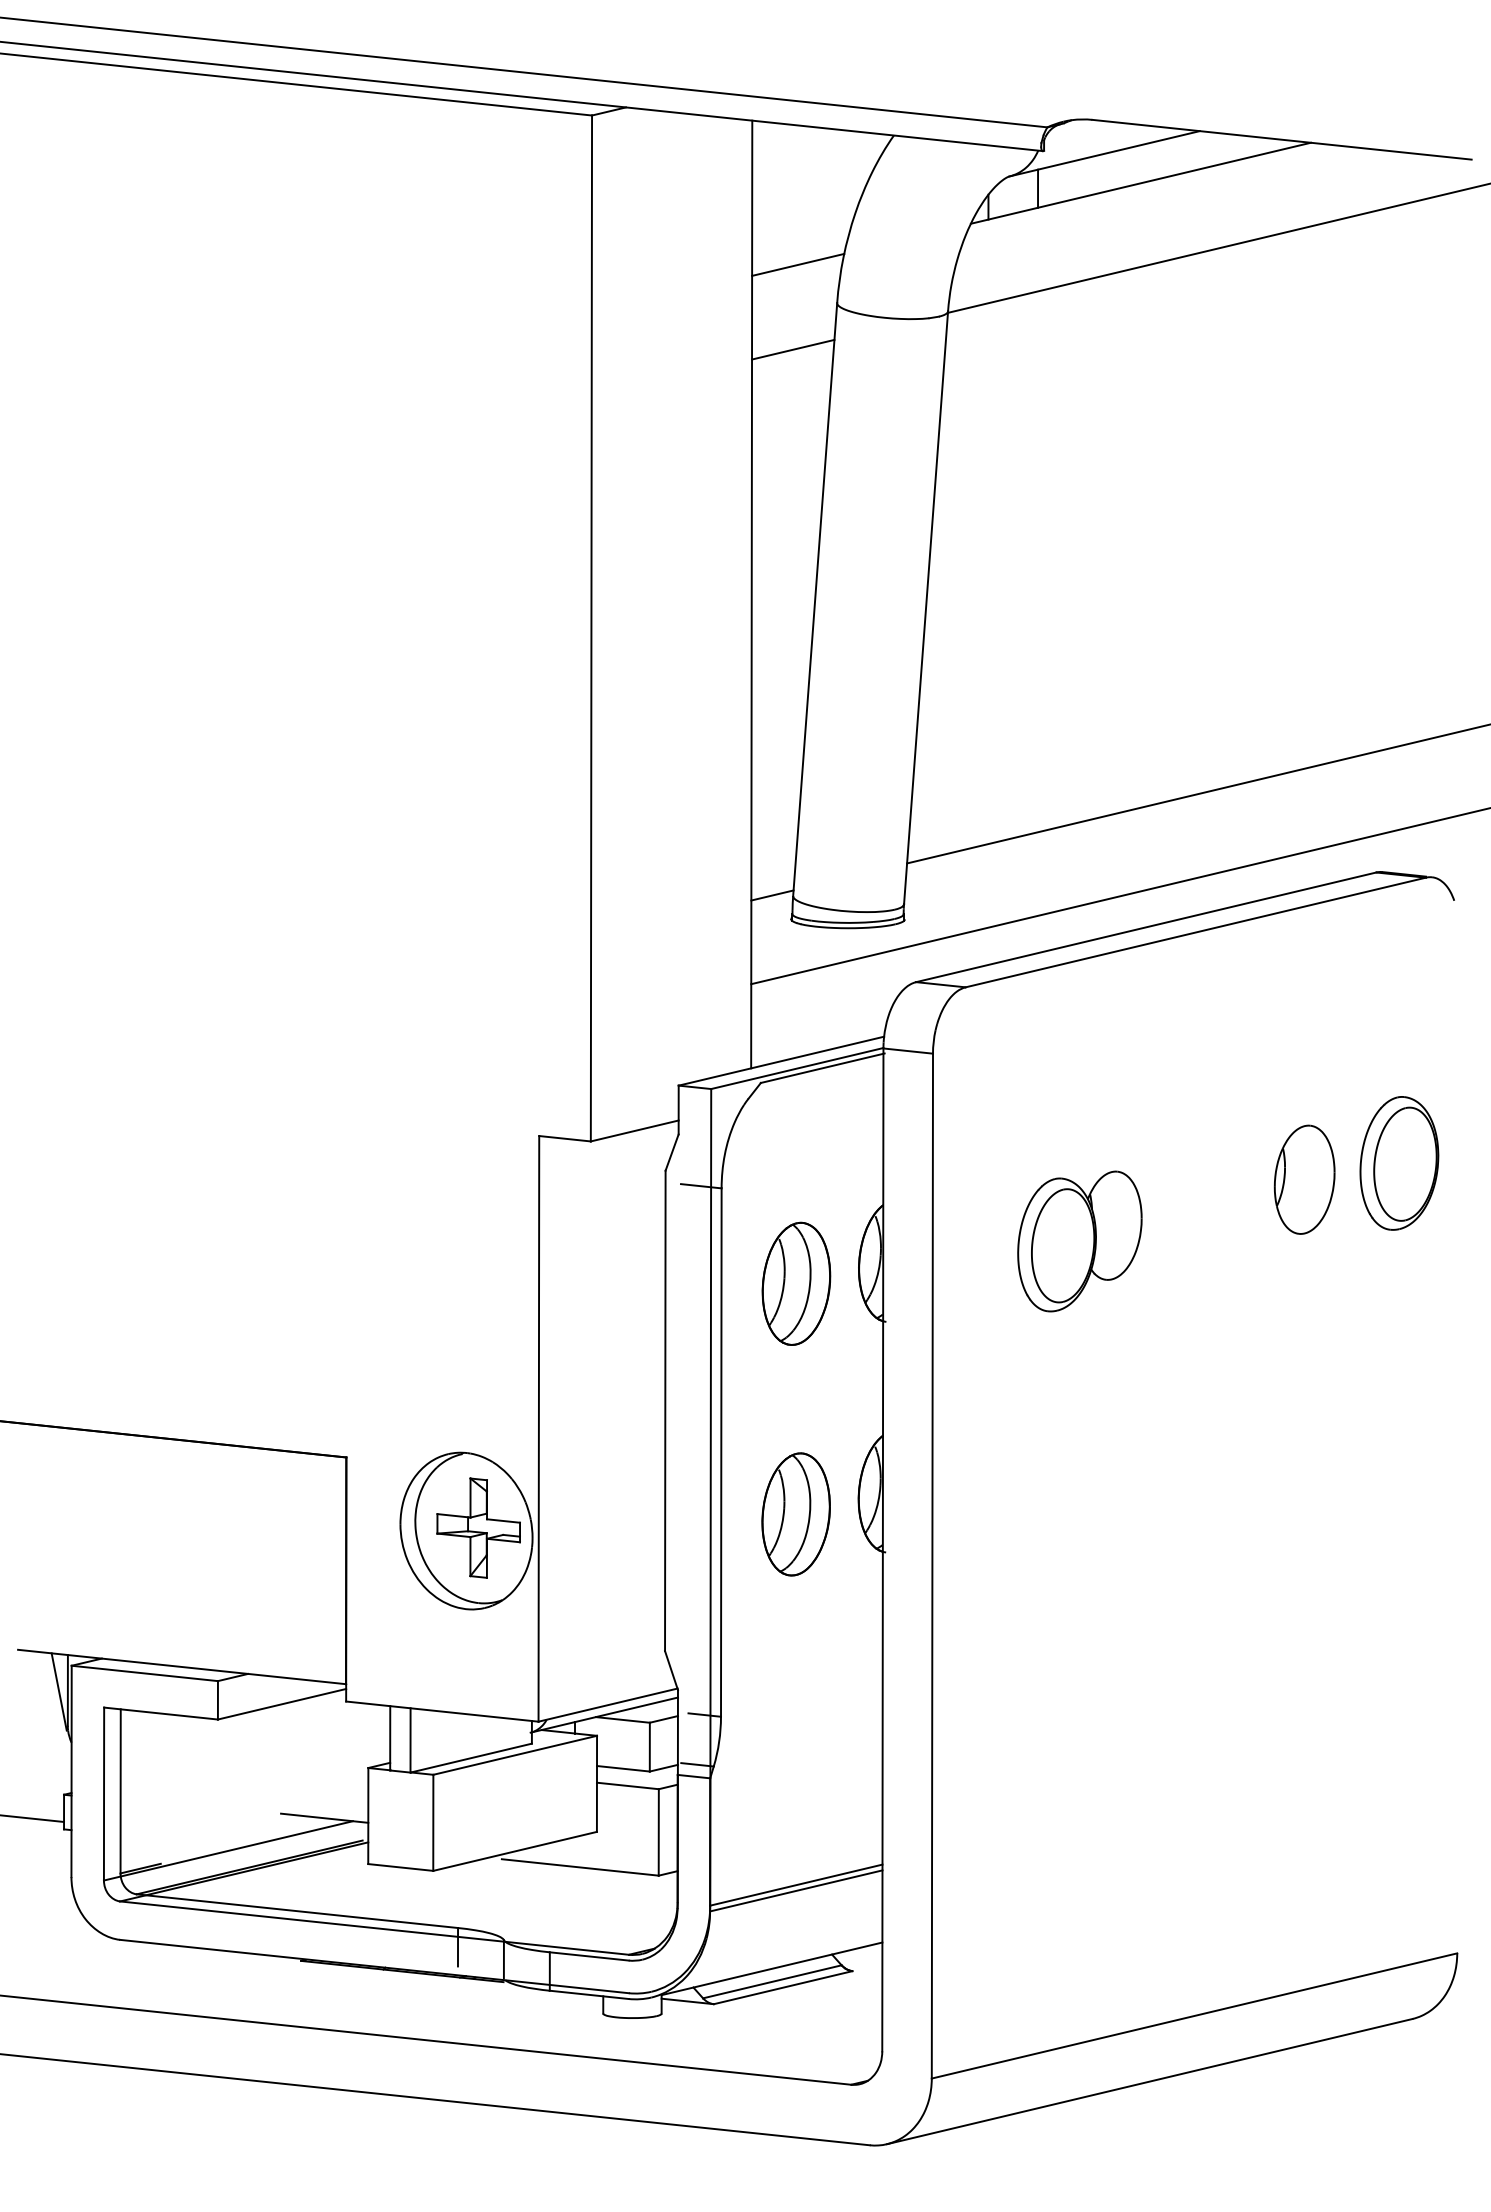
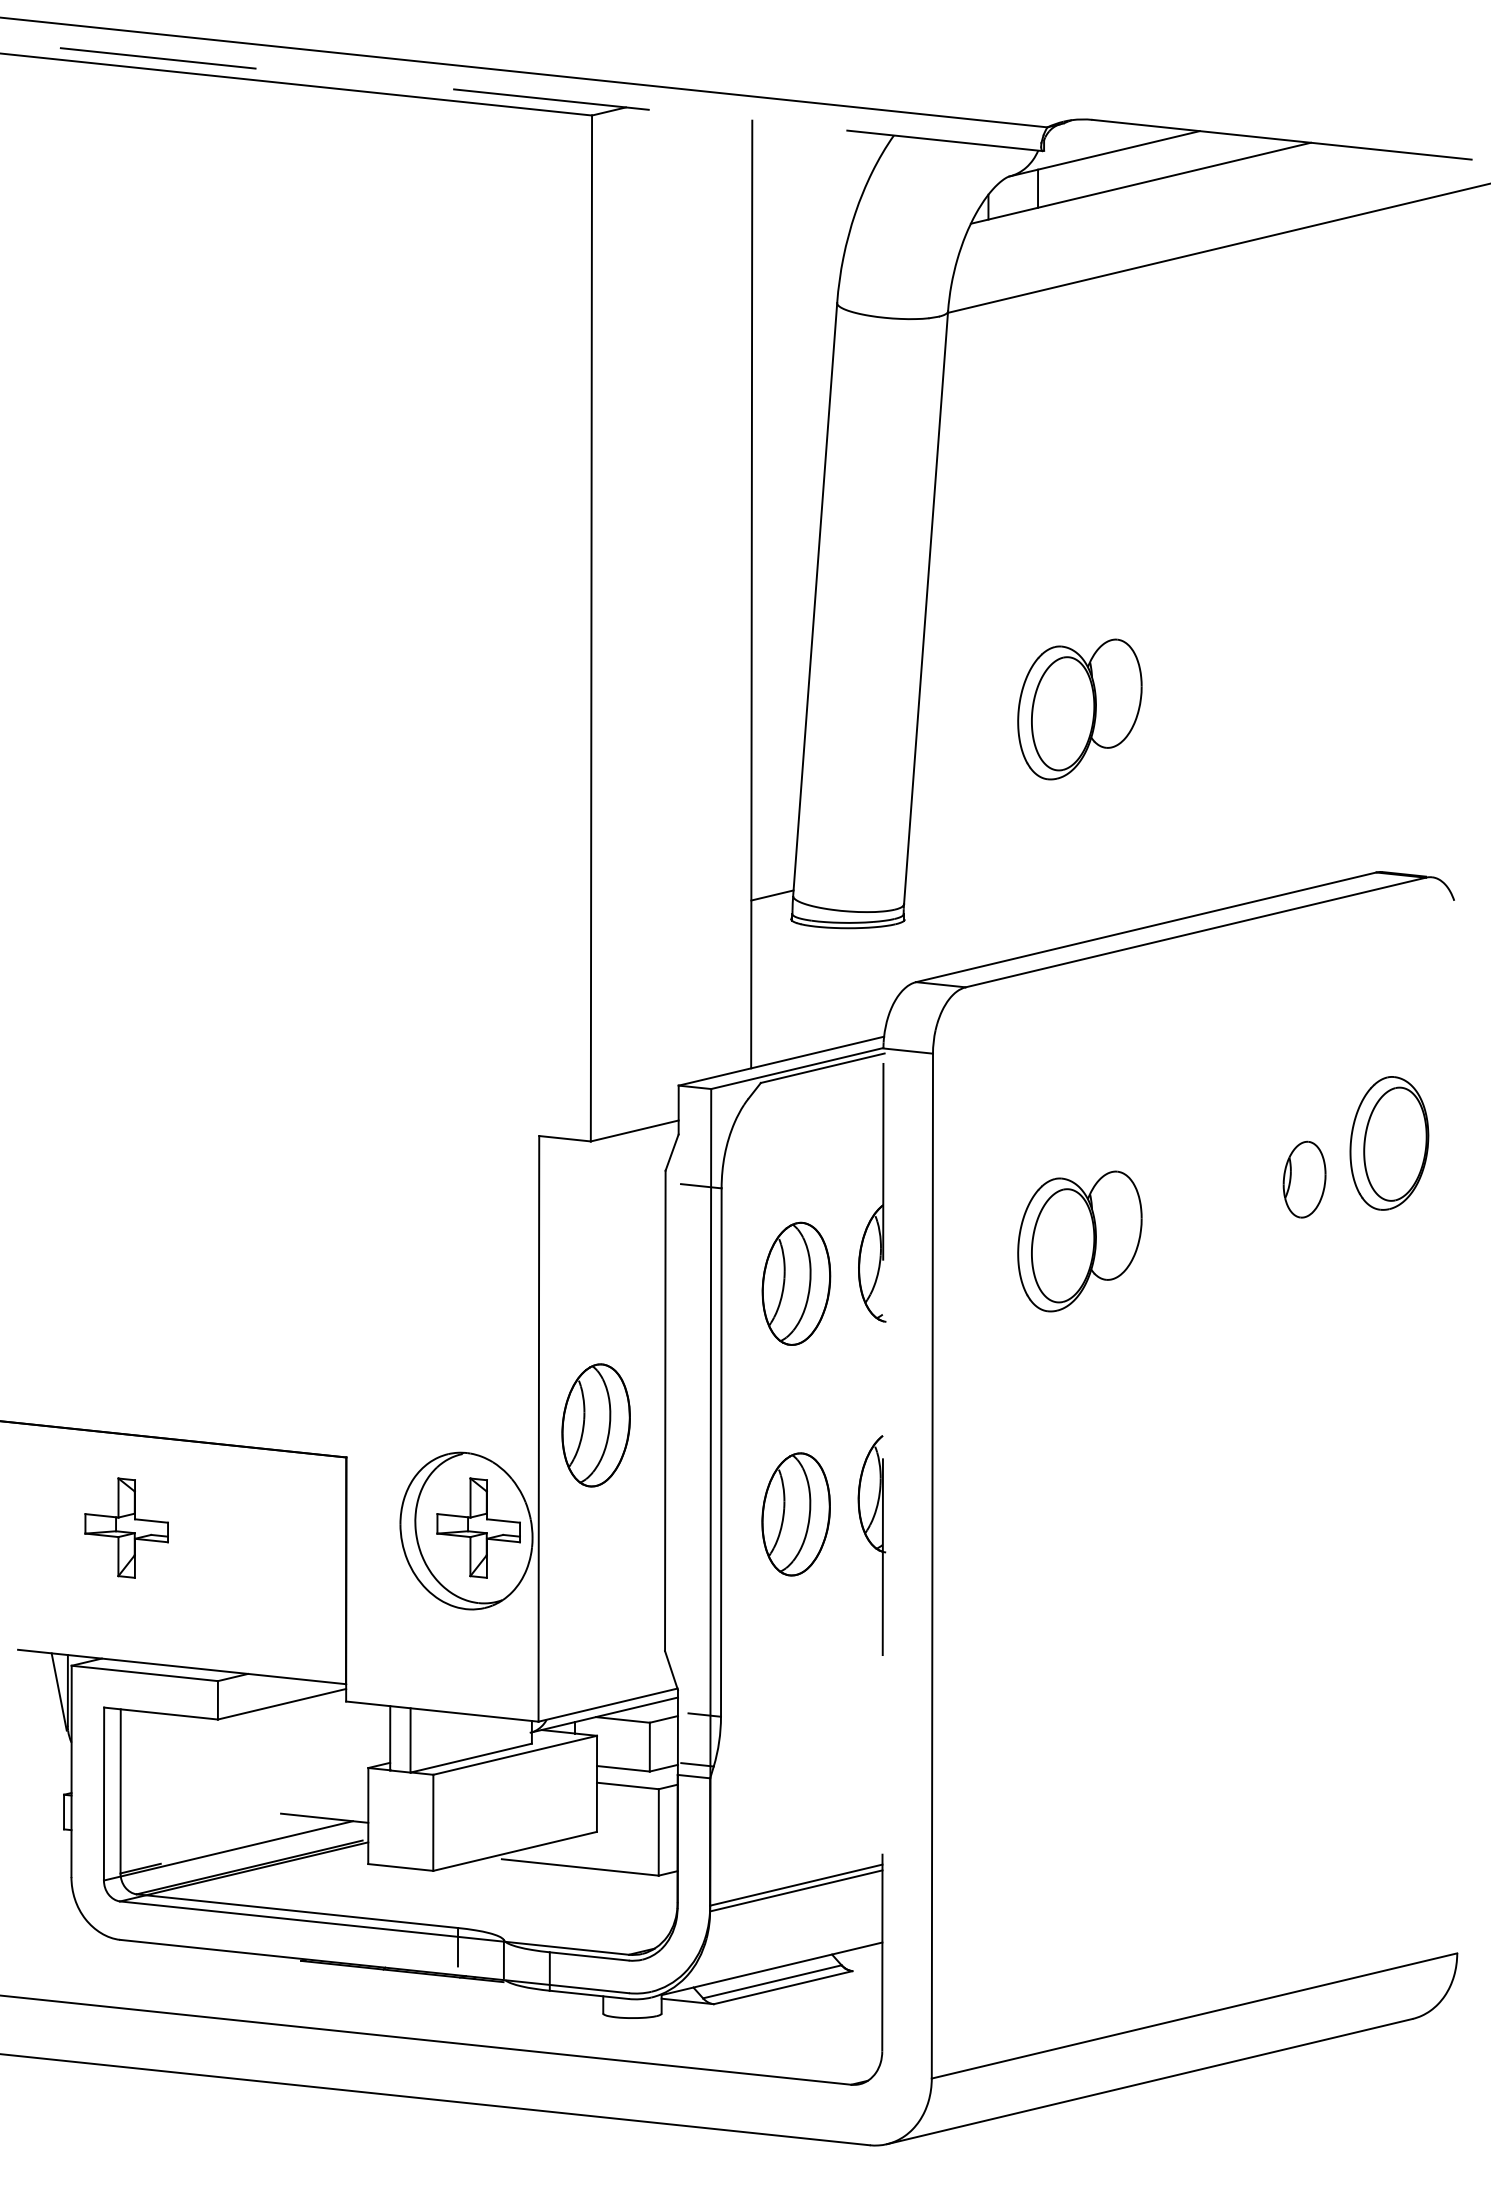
line: solid -> dashed (521, 96)
line: present -> none (798, 264)
line: present -> none (793, 349)
part: none -> present (1079, 709)
line: present -> none (1197, 794)
line: present -> none (1119, 896)
part position: (1399, 1163) -> (1389, 1143) (1389, 1143)
part size: 63x111 px -> 45x79 px (1304, 1179)
part: none -> present (595, 1425)
part: none -> present (126, 1527)
line: solid -> dashed (882, 1549)
line: present -> none (33, 1818)
